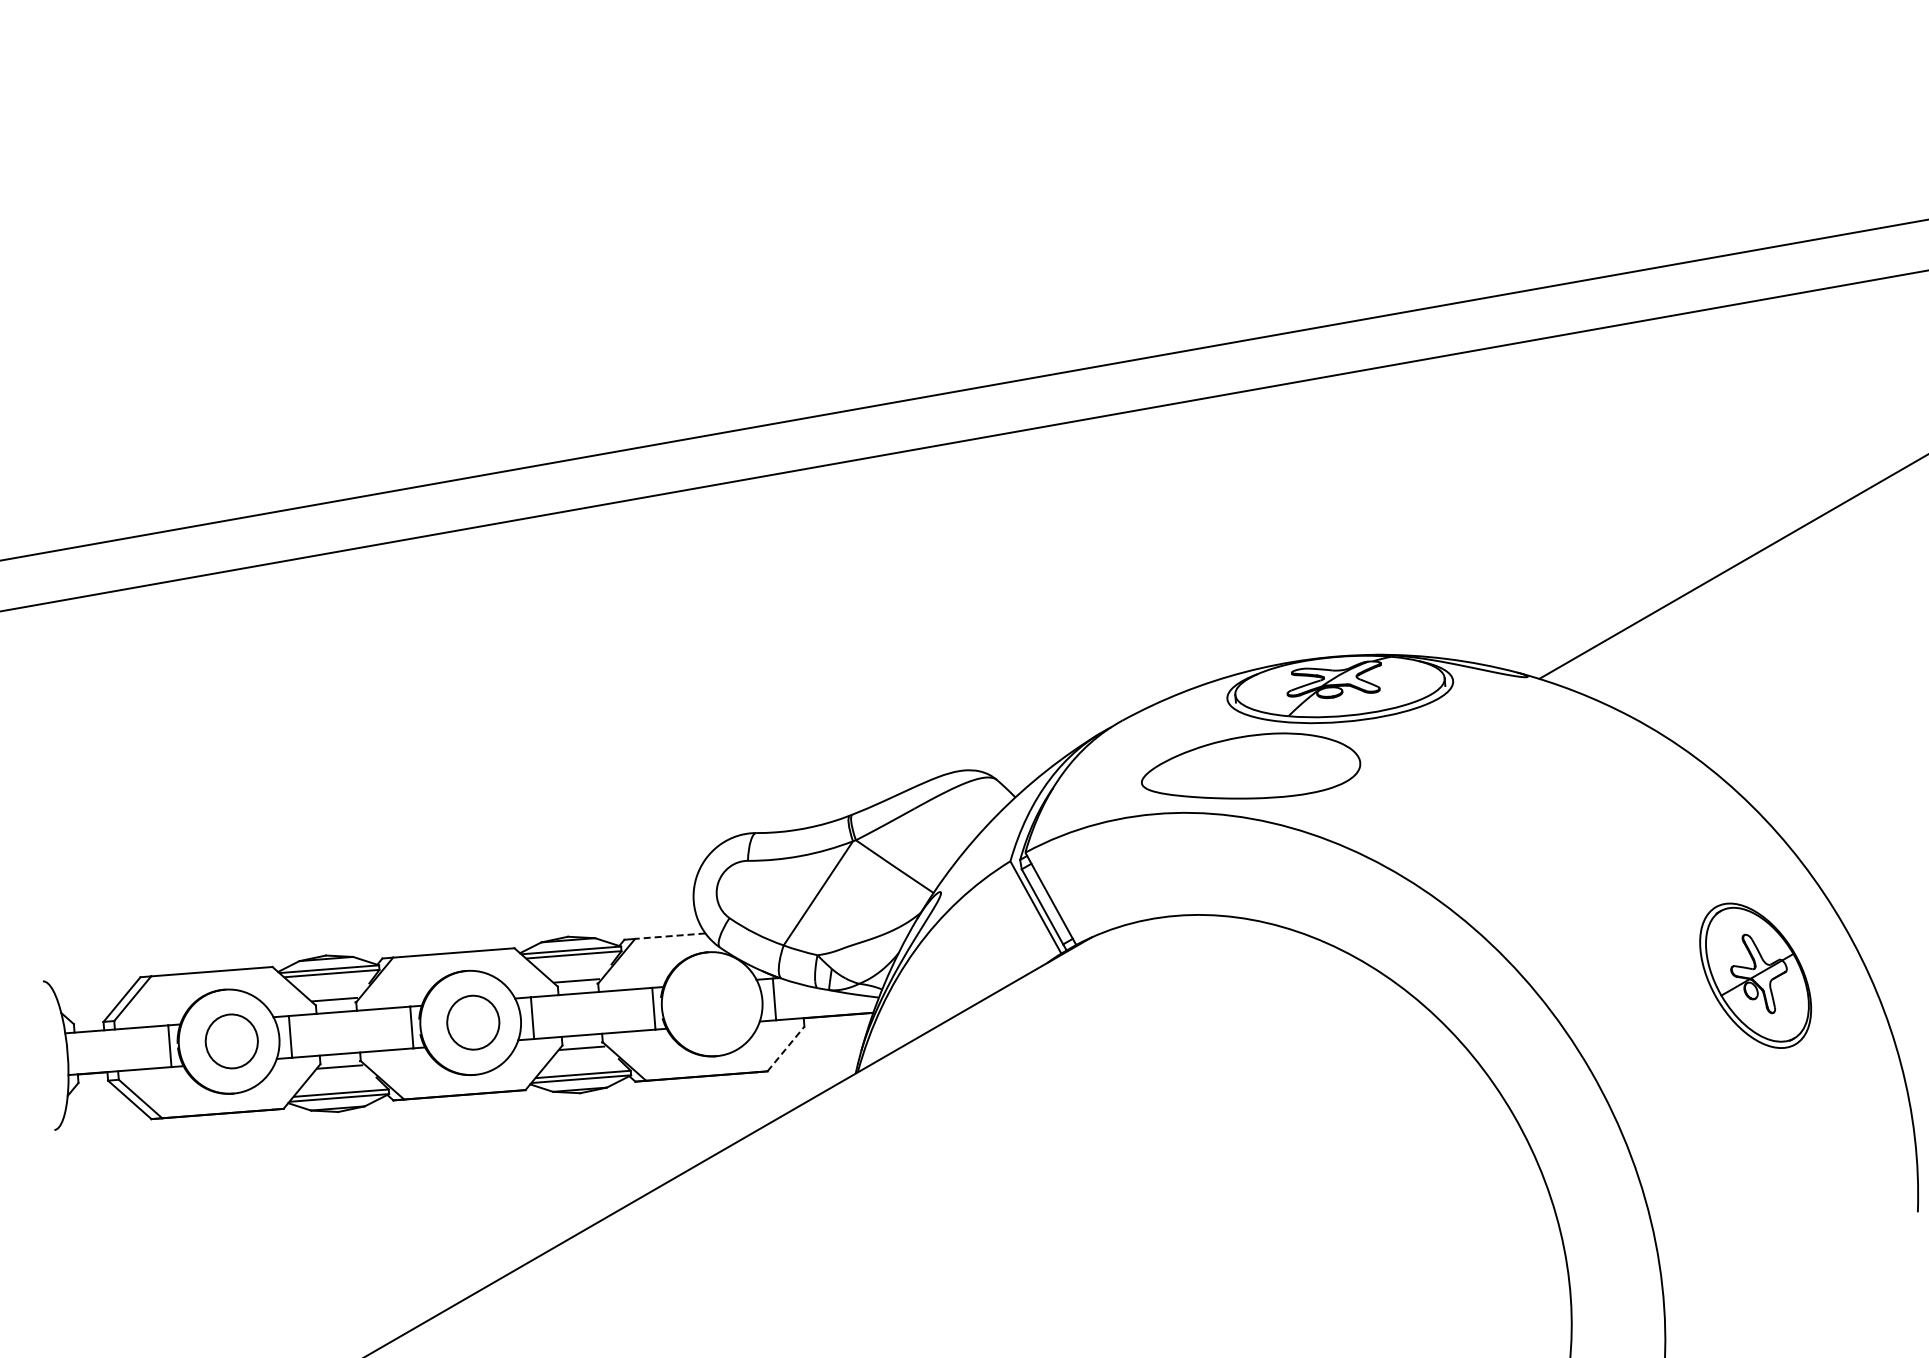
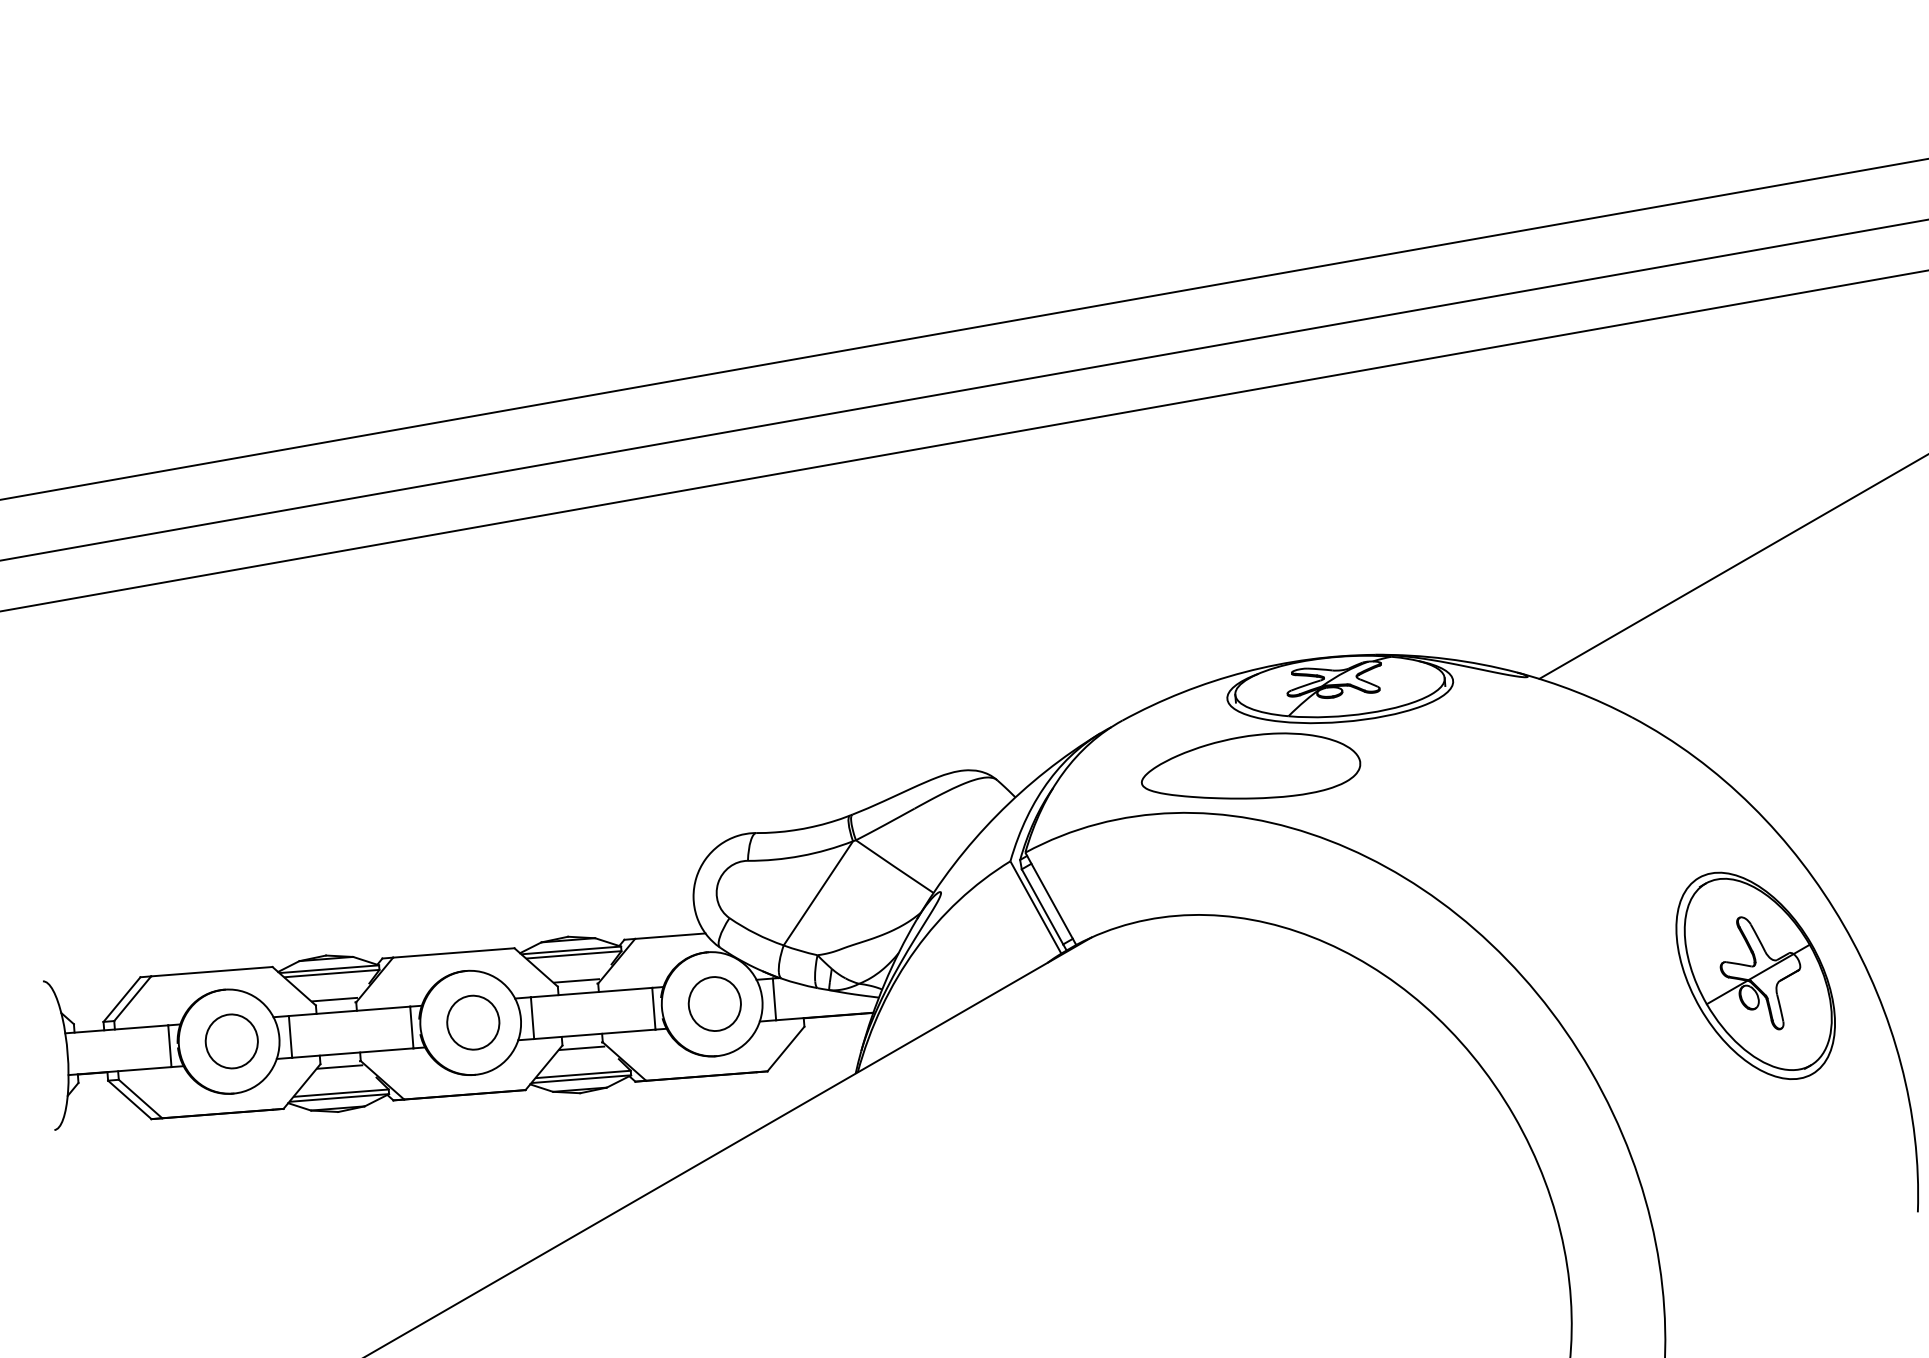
line: none -> present (963, 329)
line: dashed -> solid (669, 936)
part size: 114x147 px -> 161x209 px (1755, 975)
part: none -> present (714, 1003)
line: dashed -> solid (785, 1049)
